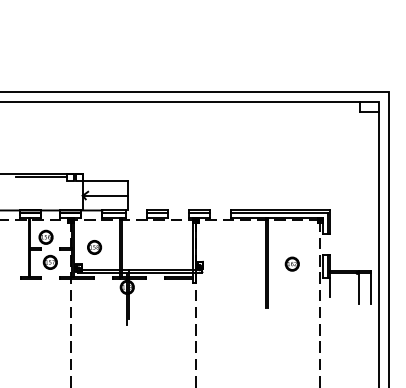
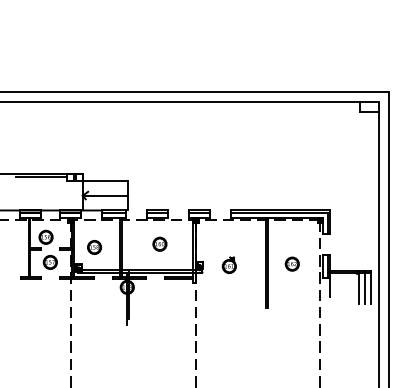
part: none -> present (159, 243)
part: none -> present (228, 264)
line: none -> present (365, 287)
